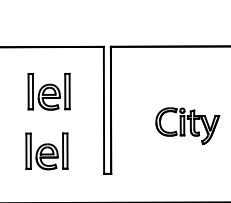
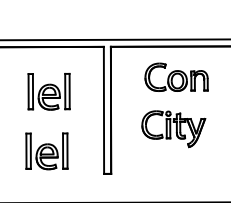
line: none -> present (114, 39)
part: none -> present (176, 76)
part position: (187, 126) -> (173, 129) (173, 129)
